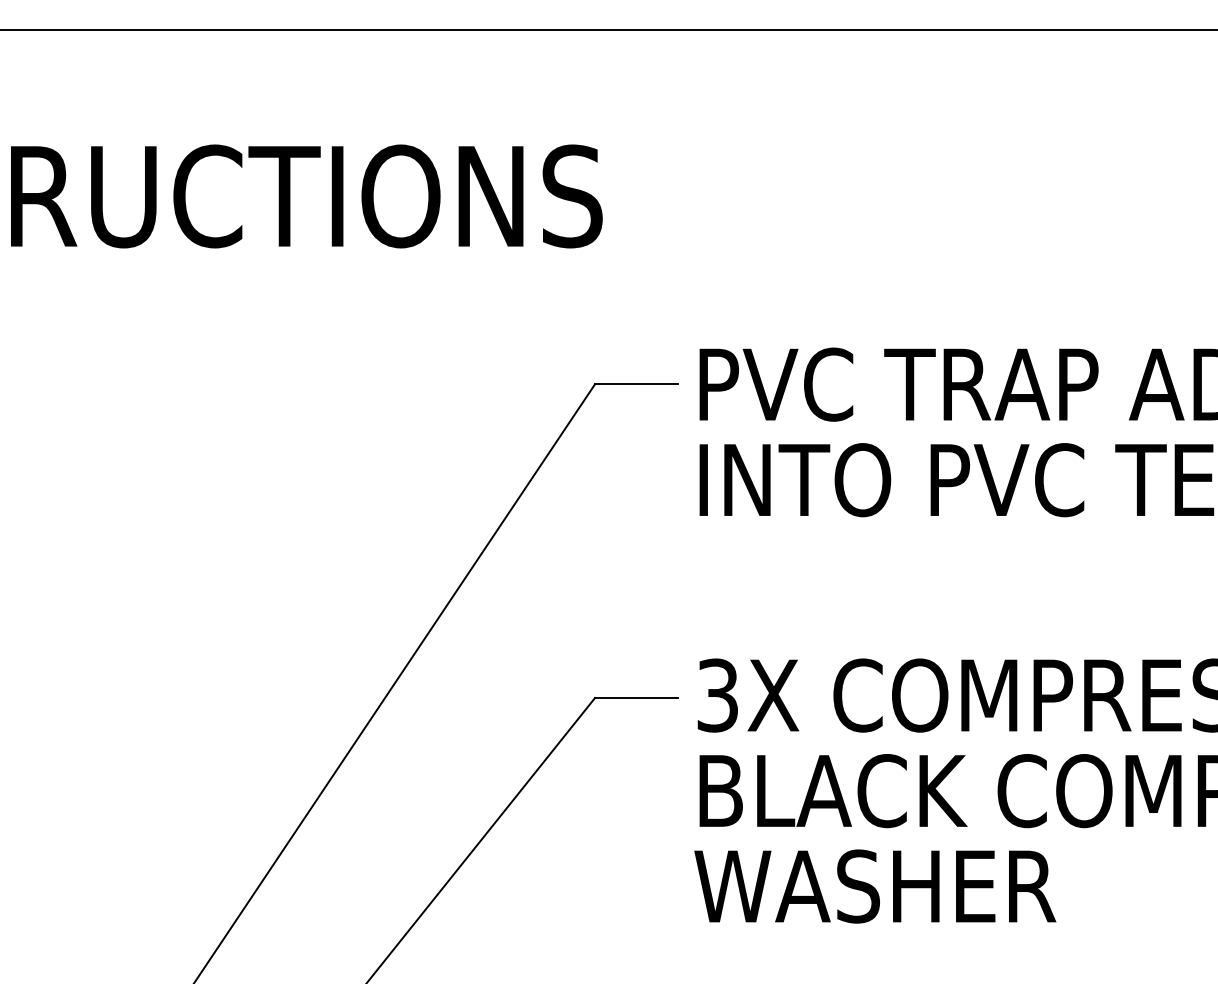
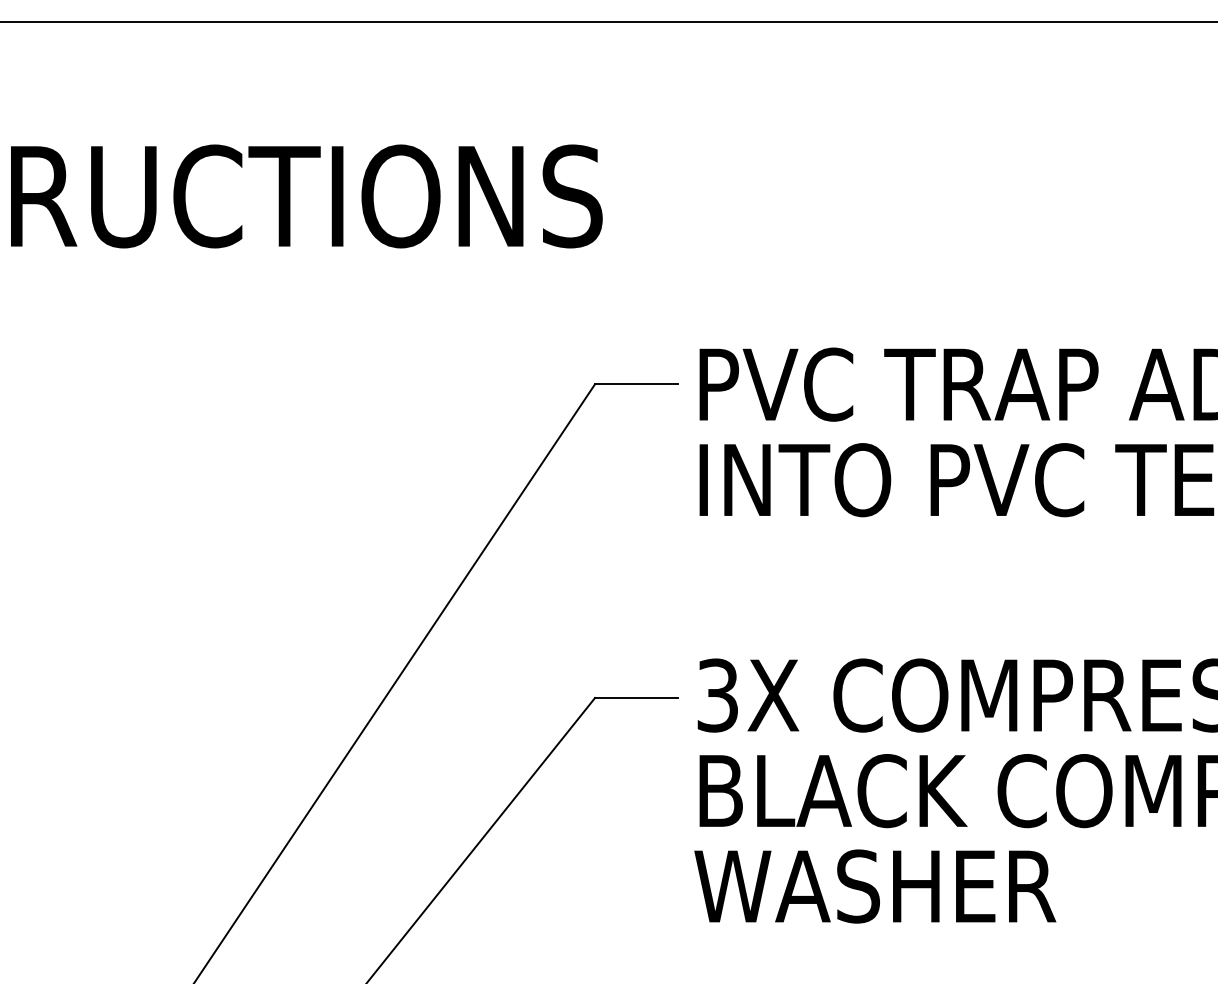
line position: (608, 29) -> (608, 21) (608, 21)
